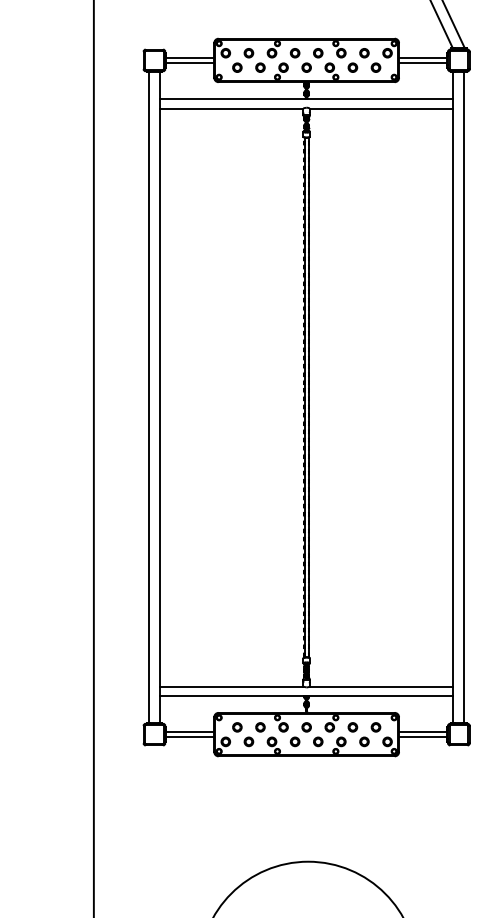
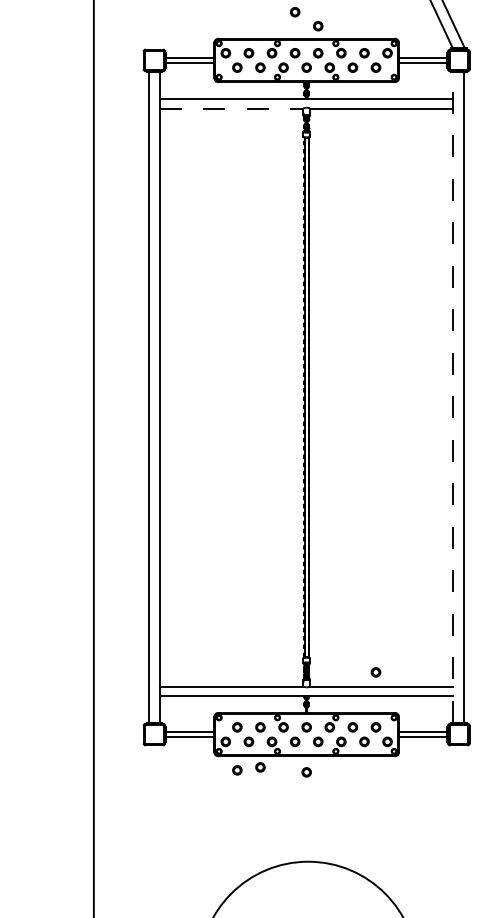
part: none -> present (294, 12)
part: none -> present (318, 26)
line: solid -> dashed (231, 108)
line: solid -> dashed (453, 397)
part: none -> present (375, 672)
part: none -> present (260, 767)
part: none -> present (237, 770)
part: none -> present (306, 772)
